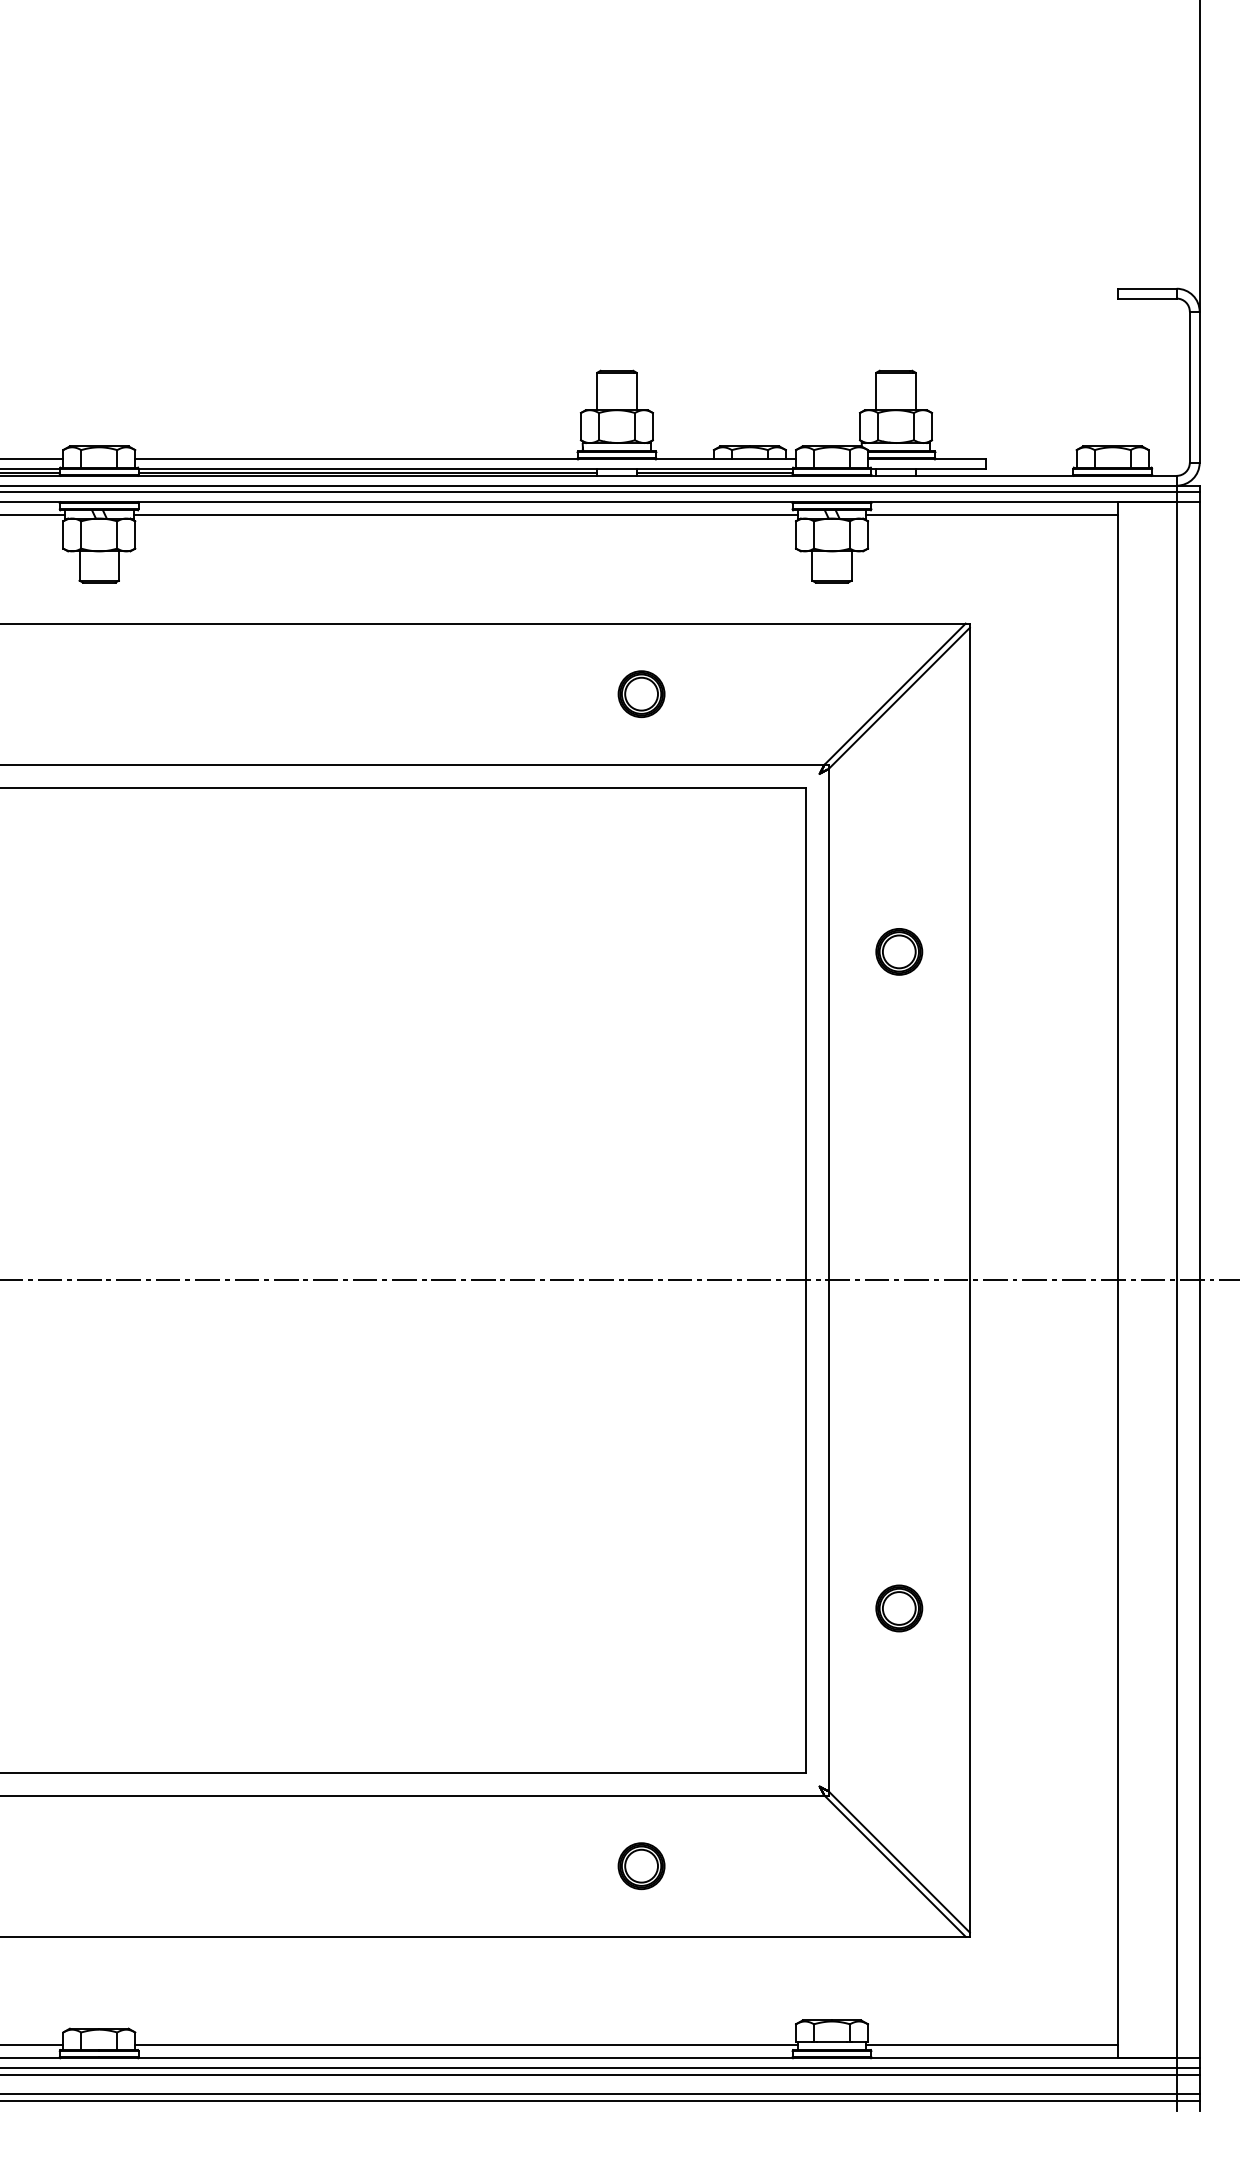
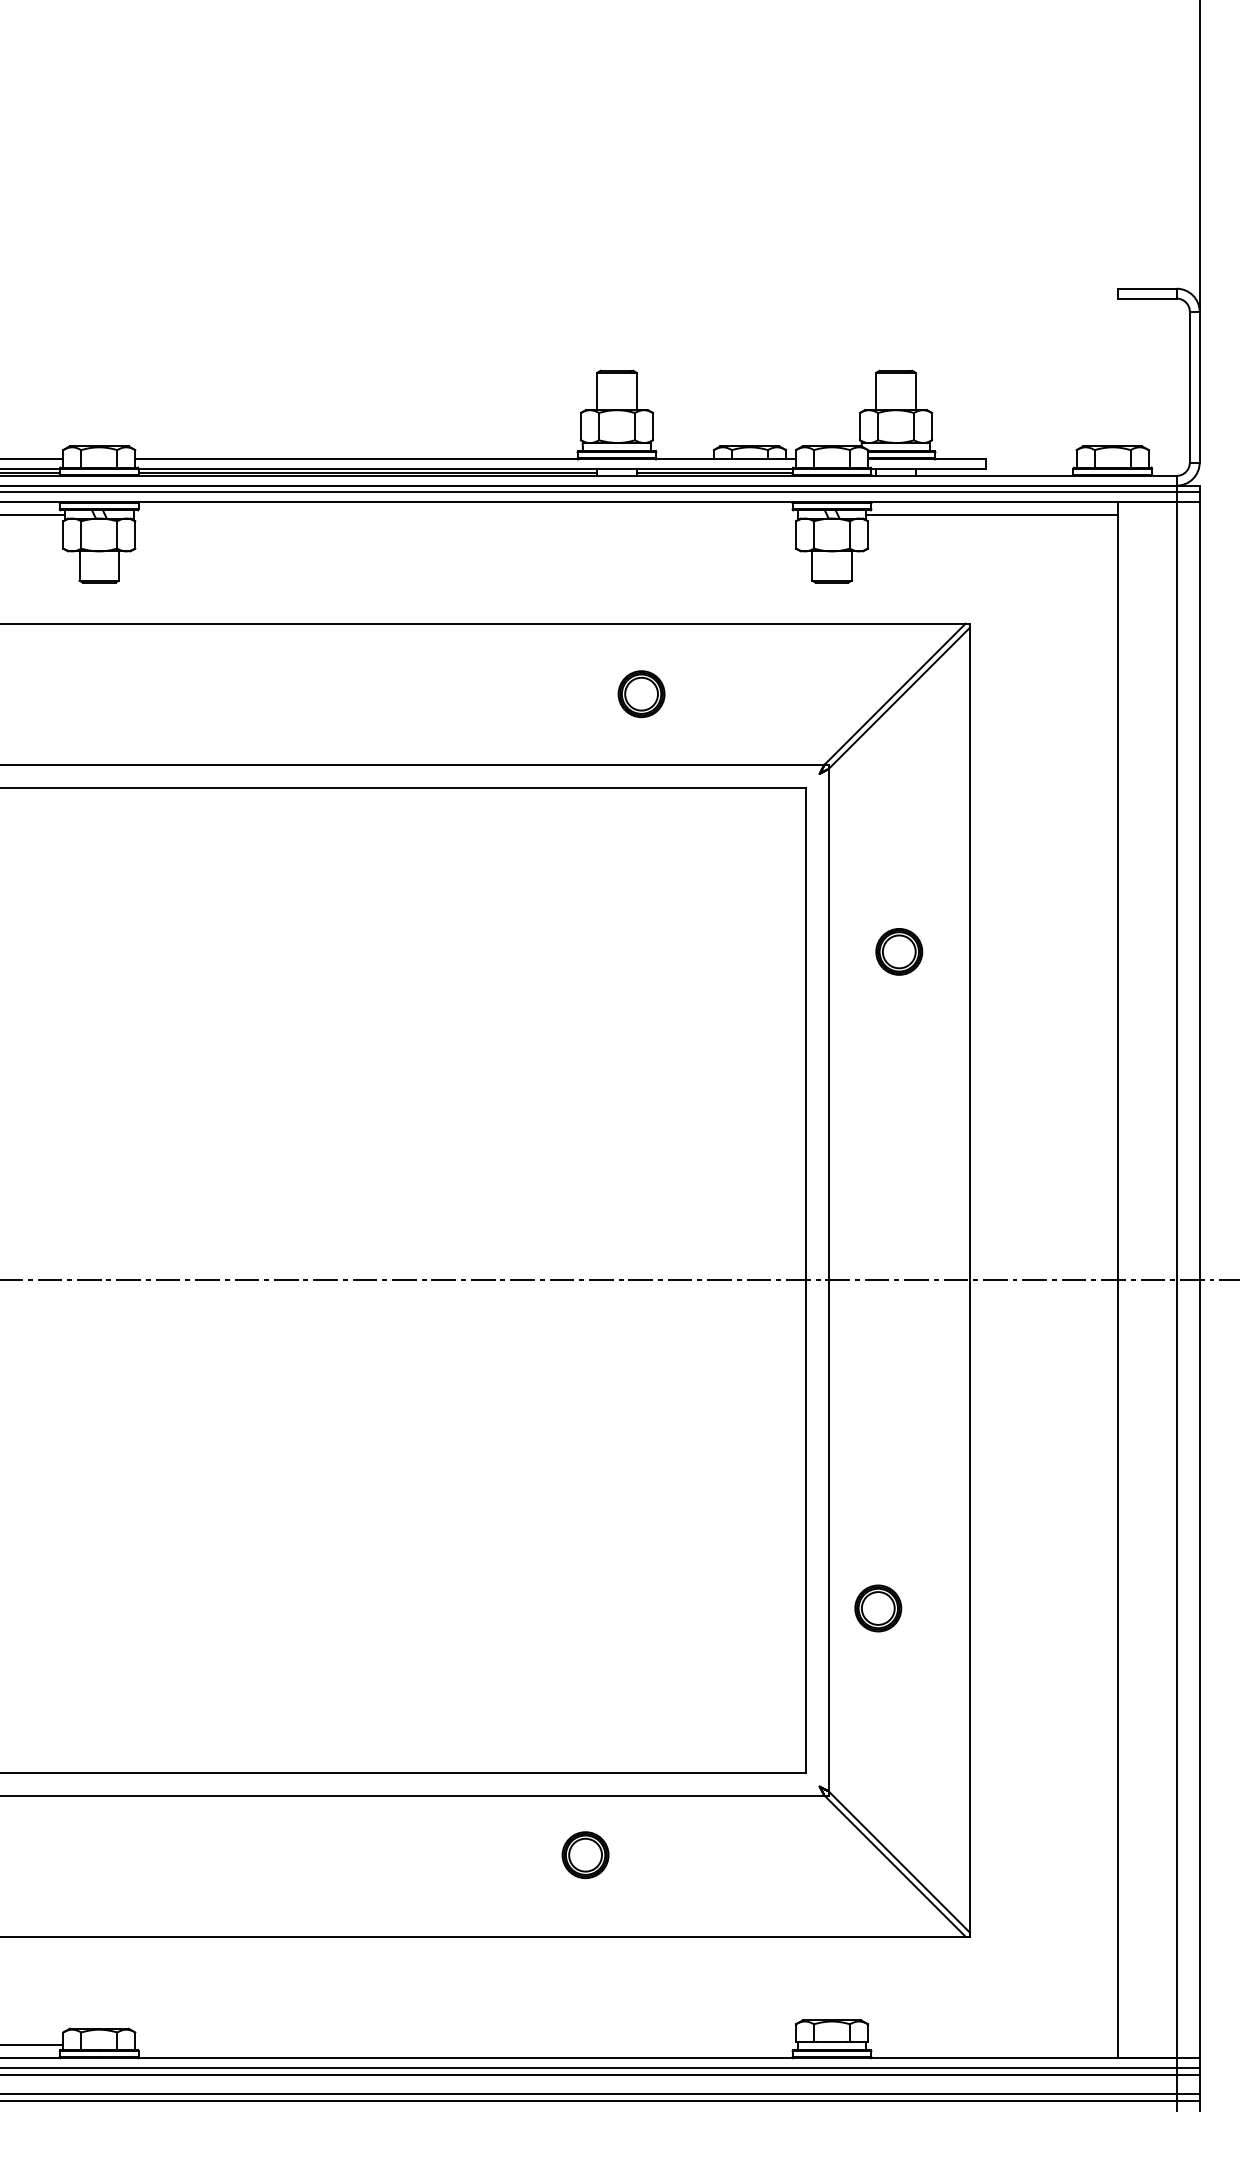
line: present -> none (465, 515)
part position: (899, 1608) -> (878, 1608) (878, 1608)
part position: (641, 1866) -> (585, 1855) (585, 1855)
line: present -> none (466, 2045)
line: present -> none (991, 2045)
